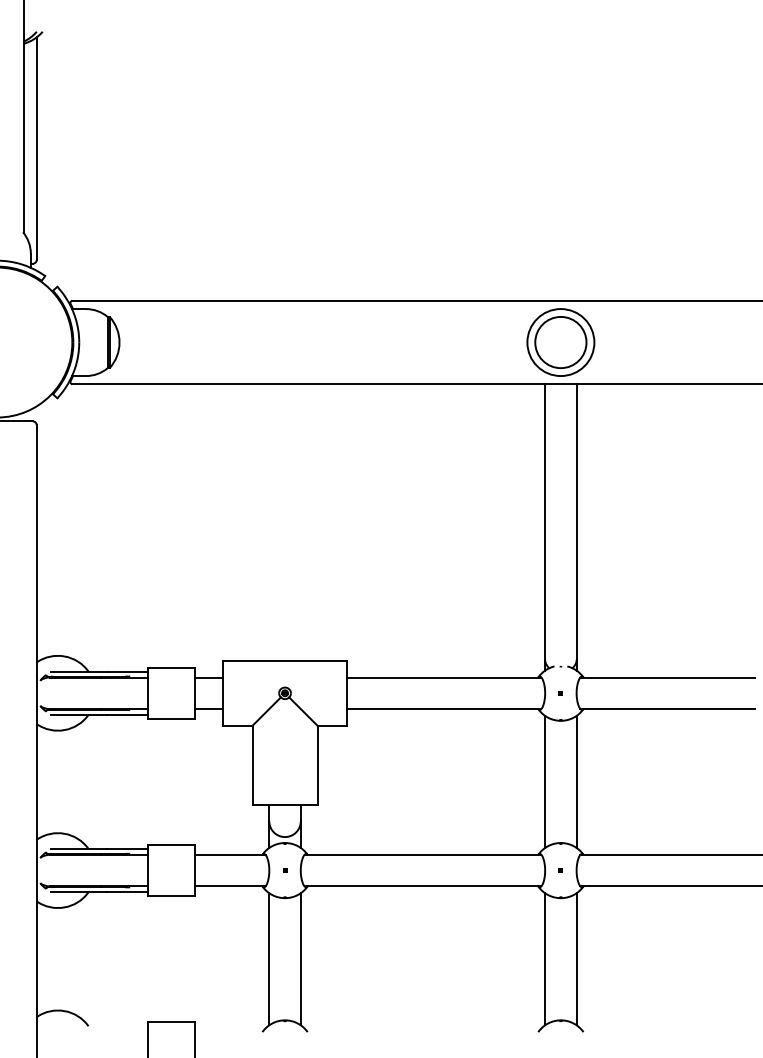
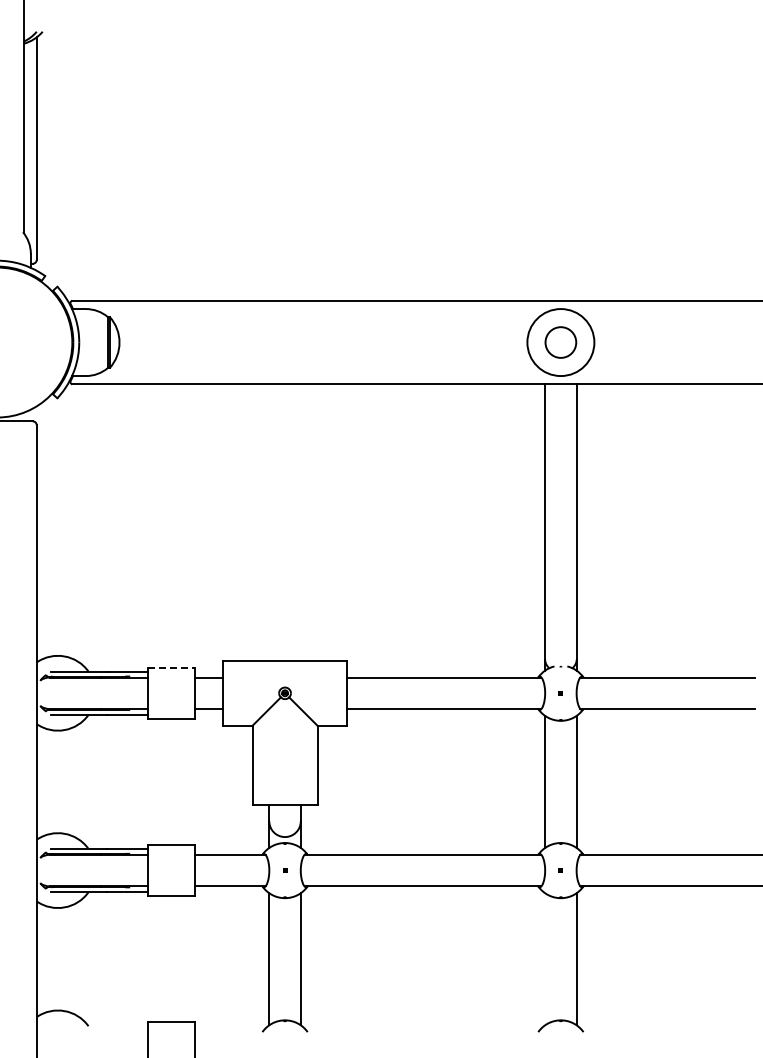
circle diameter: 51 px -> 31 px (560, 342)
line: solid -> dashed (171, 667)
line: present -> none (545, 959)
